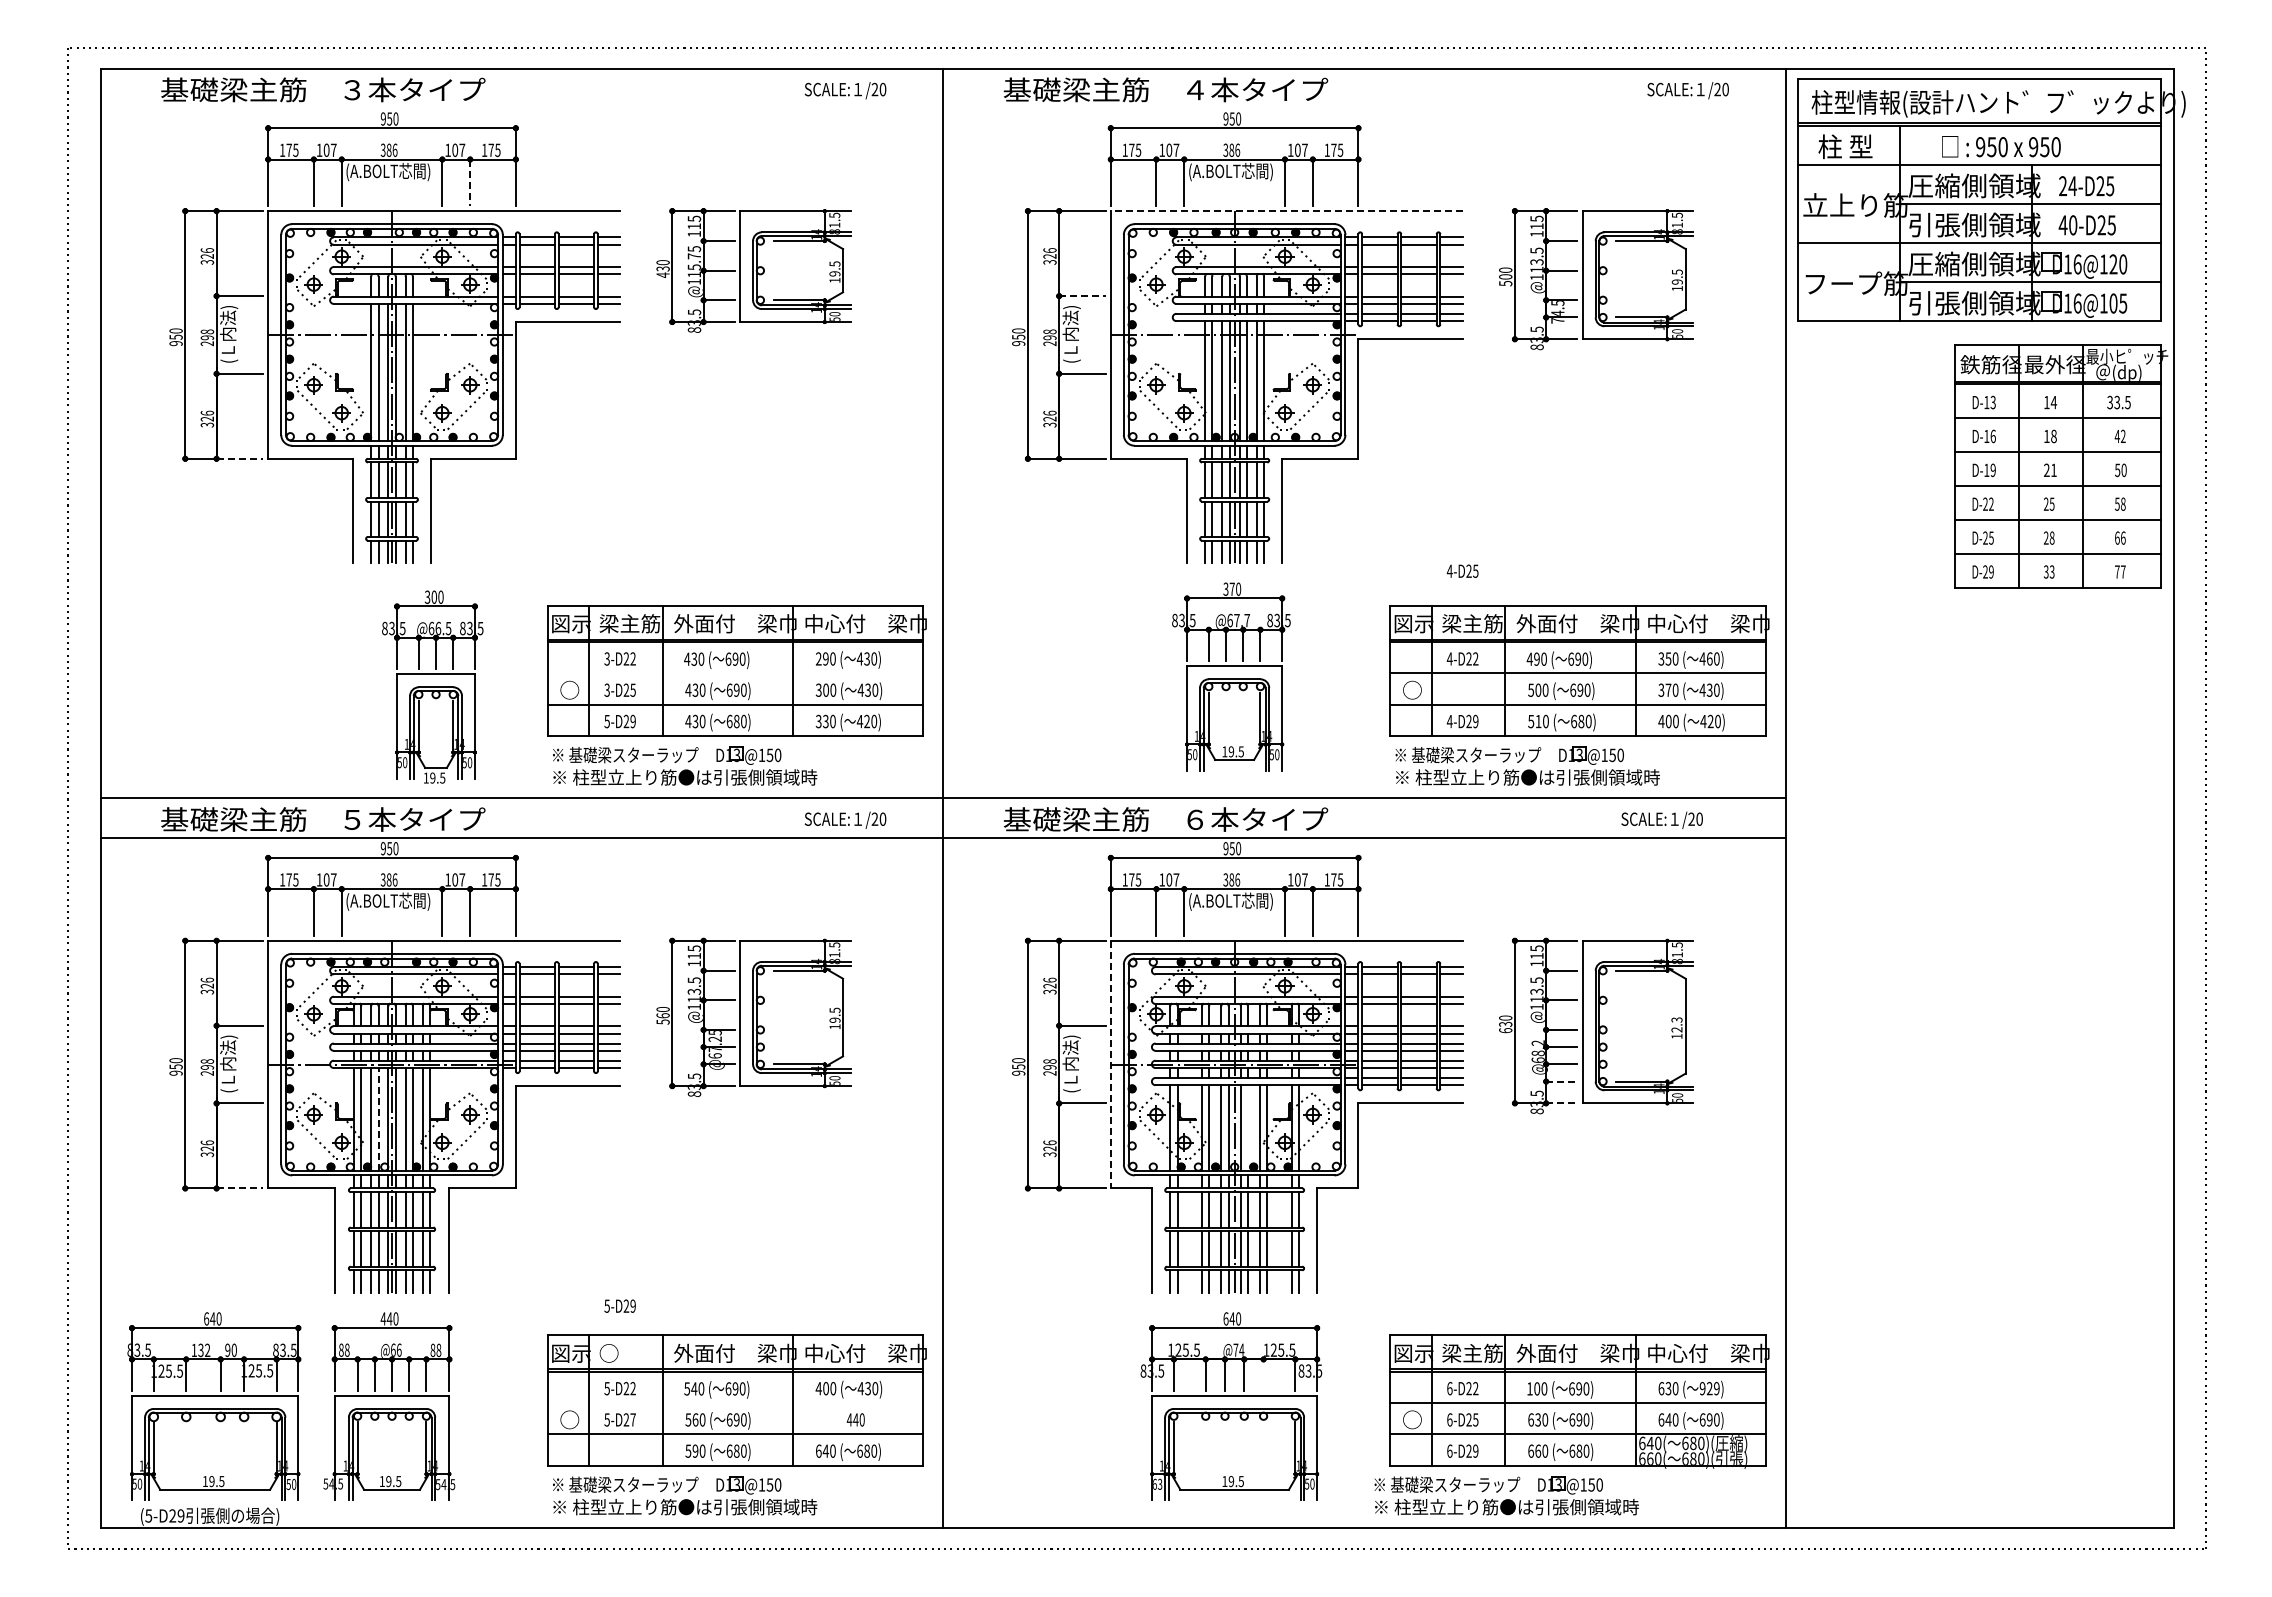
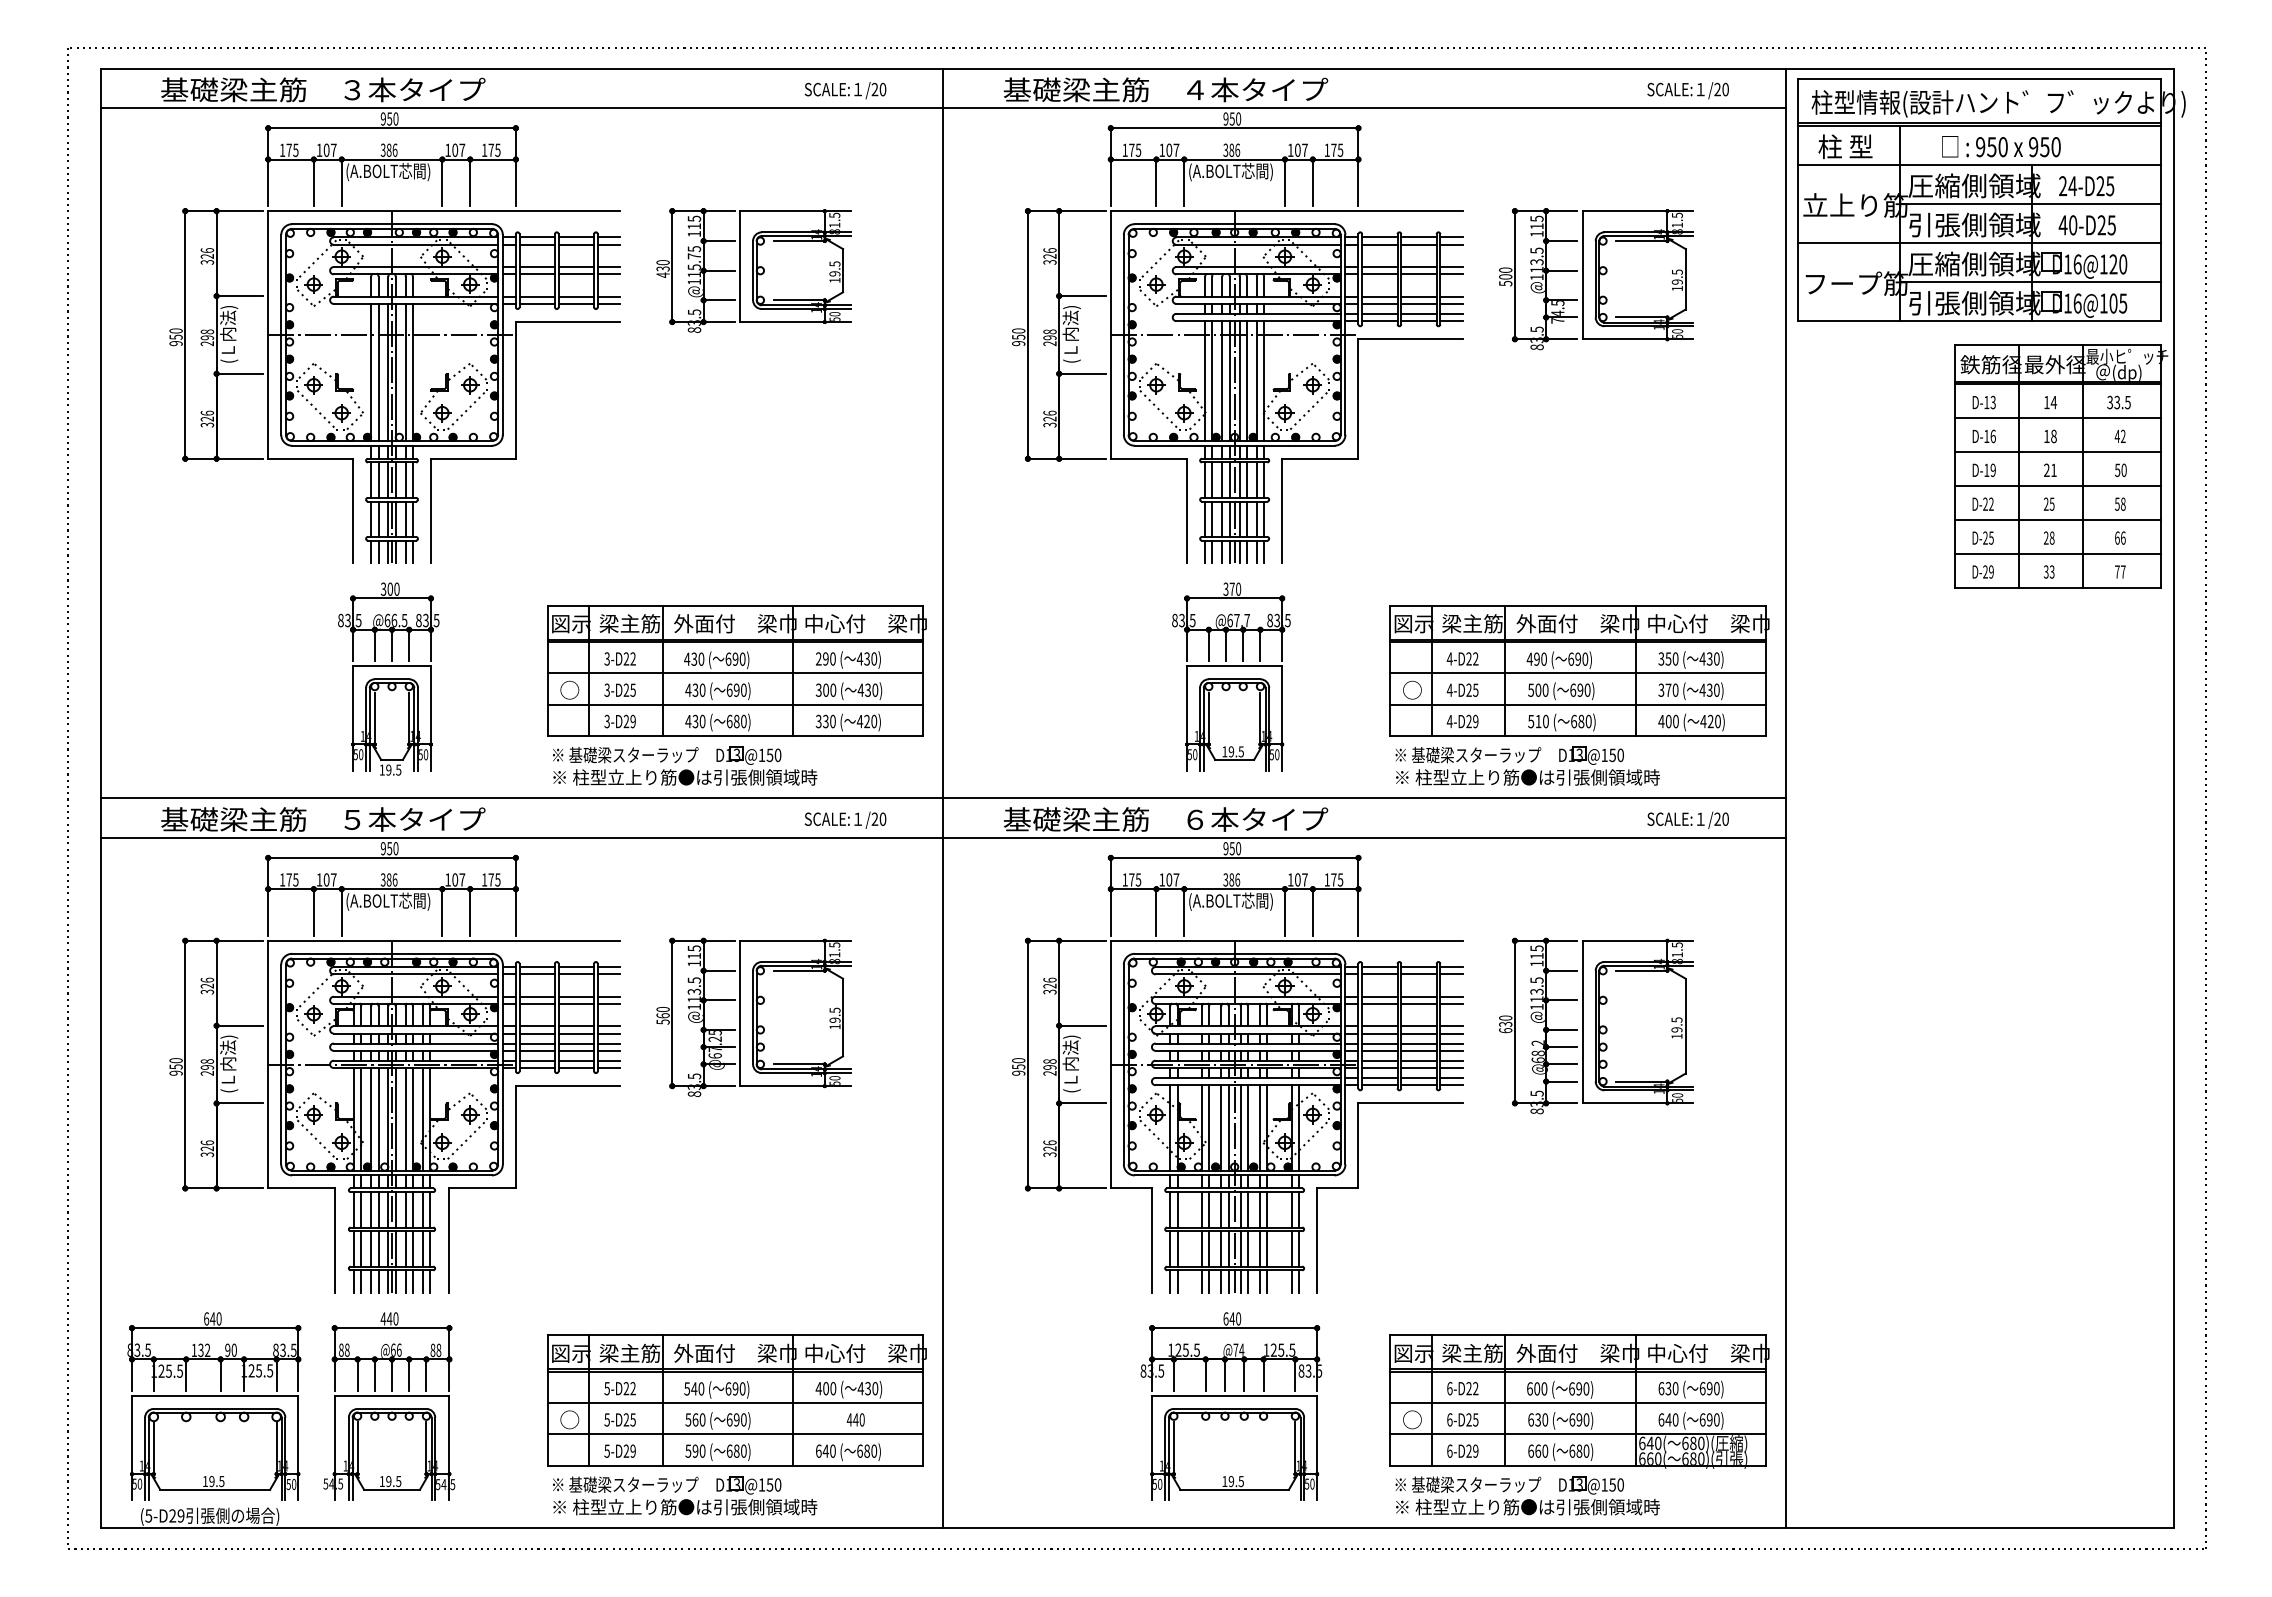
line: none -> present (942, 107)
line: dashed -> solid (470, 183)
line: dashed -> solid (1286, 211)
line: dashed -> solid (1082, 296)
line: dashed -> solid (240, 458)
text position: (1462, 570) -> (1462, 689) (1462, 689)
text: 460) -> 430) (1709, 658)
line: none -> present (735, 673)
part position: (432, 686) -> (388, 678) (388, 678)
text: 5-D29 -> 3-D29 (606, 720)
text position: (1661, 819) -> (1687, 819) (1687, 819)
text: 12.3 -> 19.5 (1676, 1024)
line: dashed -> solid (1110, 1064)
line: dashed -> solid (1561, 1081)
line: dashed -> solid (1561, 1103)
line: dashed -> solid (378, 1118)
line: none -> present (1247, 1127)
line: dashed -> solid (240, 1188)
text position: (619, 1305) -> (619, 1450) (619, 1450)
text: ○ -> 梁主筋 (629, 1352)
line: none -> present (1263, 1374)
text: 100 -> 600 (1529, 1388)
text: 929) -> 690) (1709, 1388)
line: none -> present (735, 1403)
text: 5-D27 -> 5-D25 (632, 1419)
text: 63 -> 50 (1157, 1483)
part position: (1506, 1495) -> (1527, 1495) (1527, 1495)
